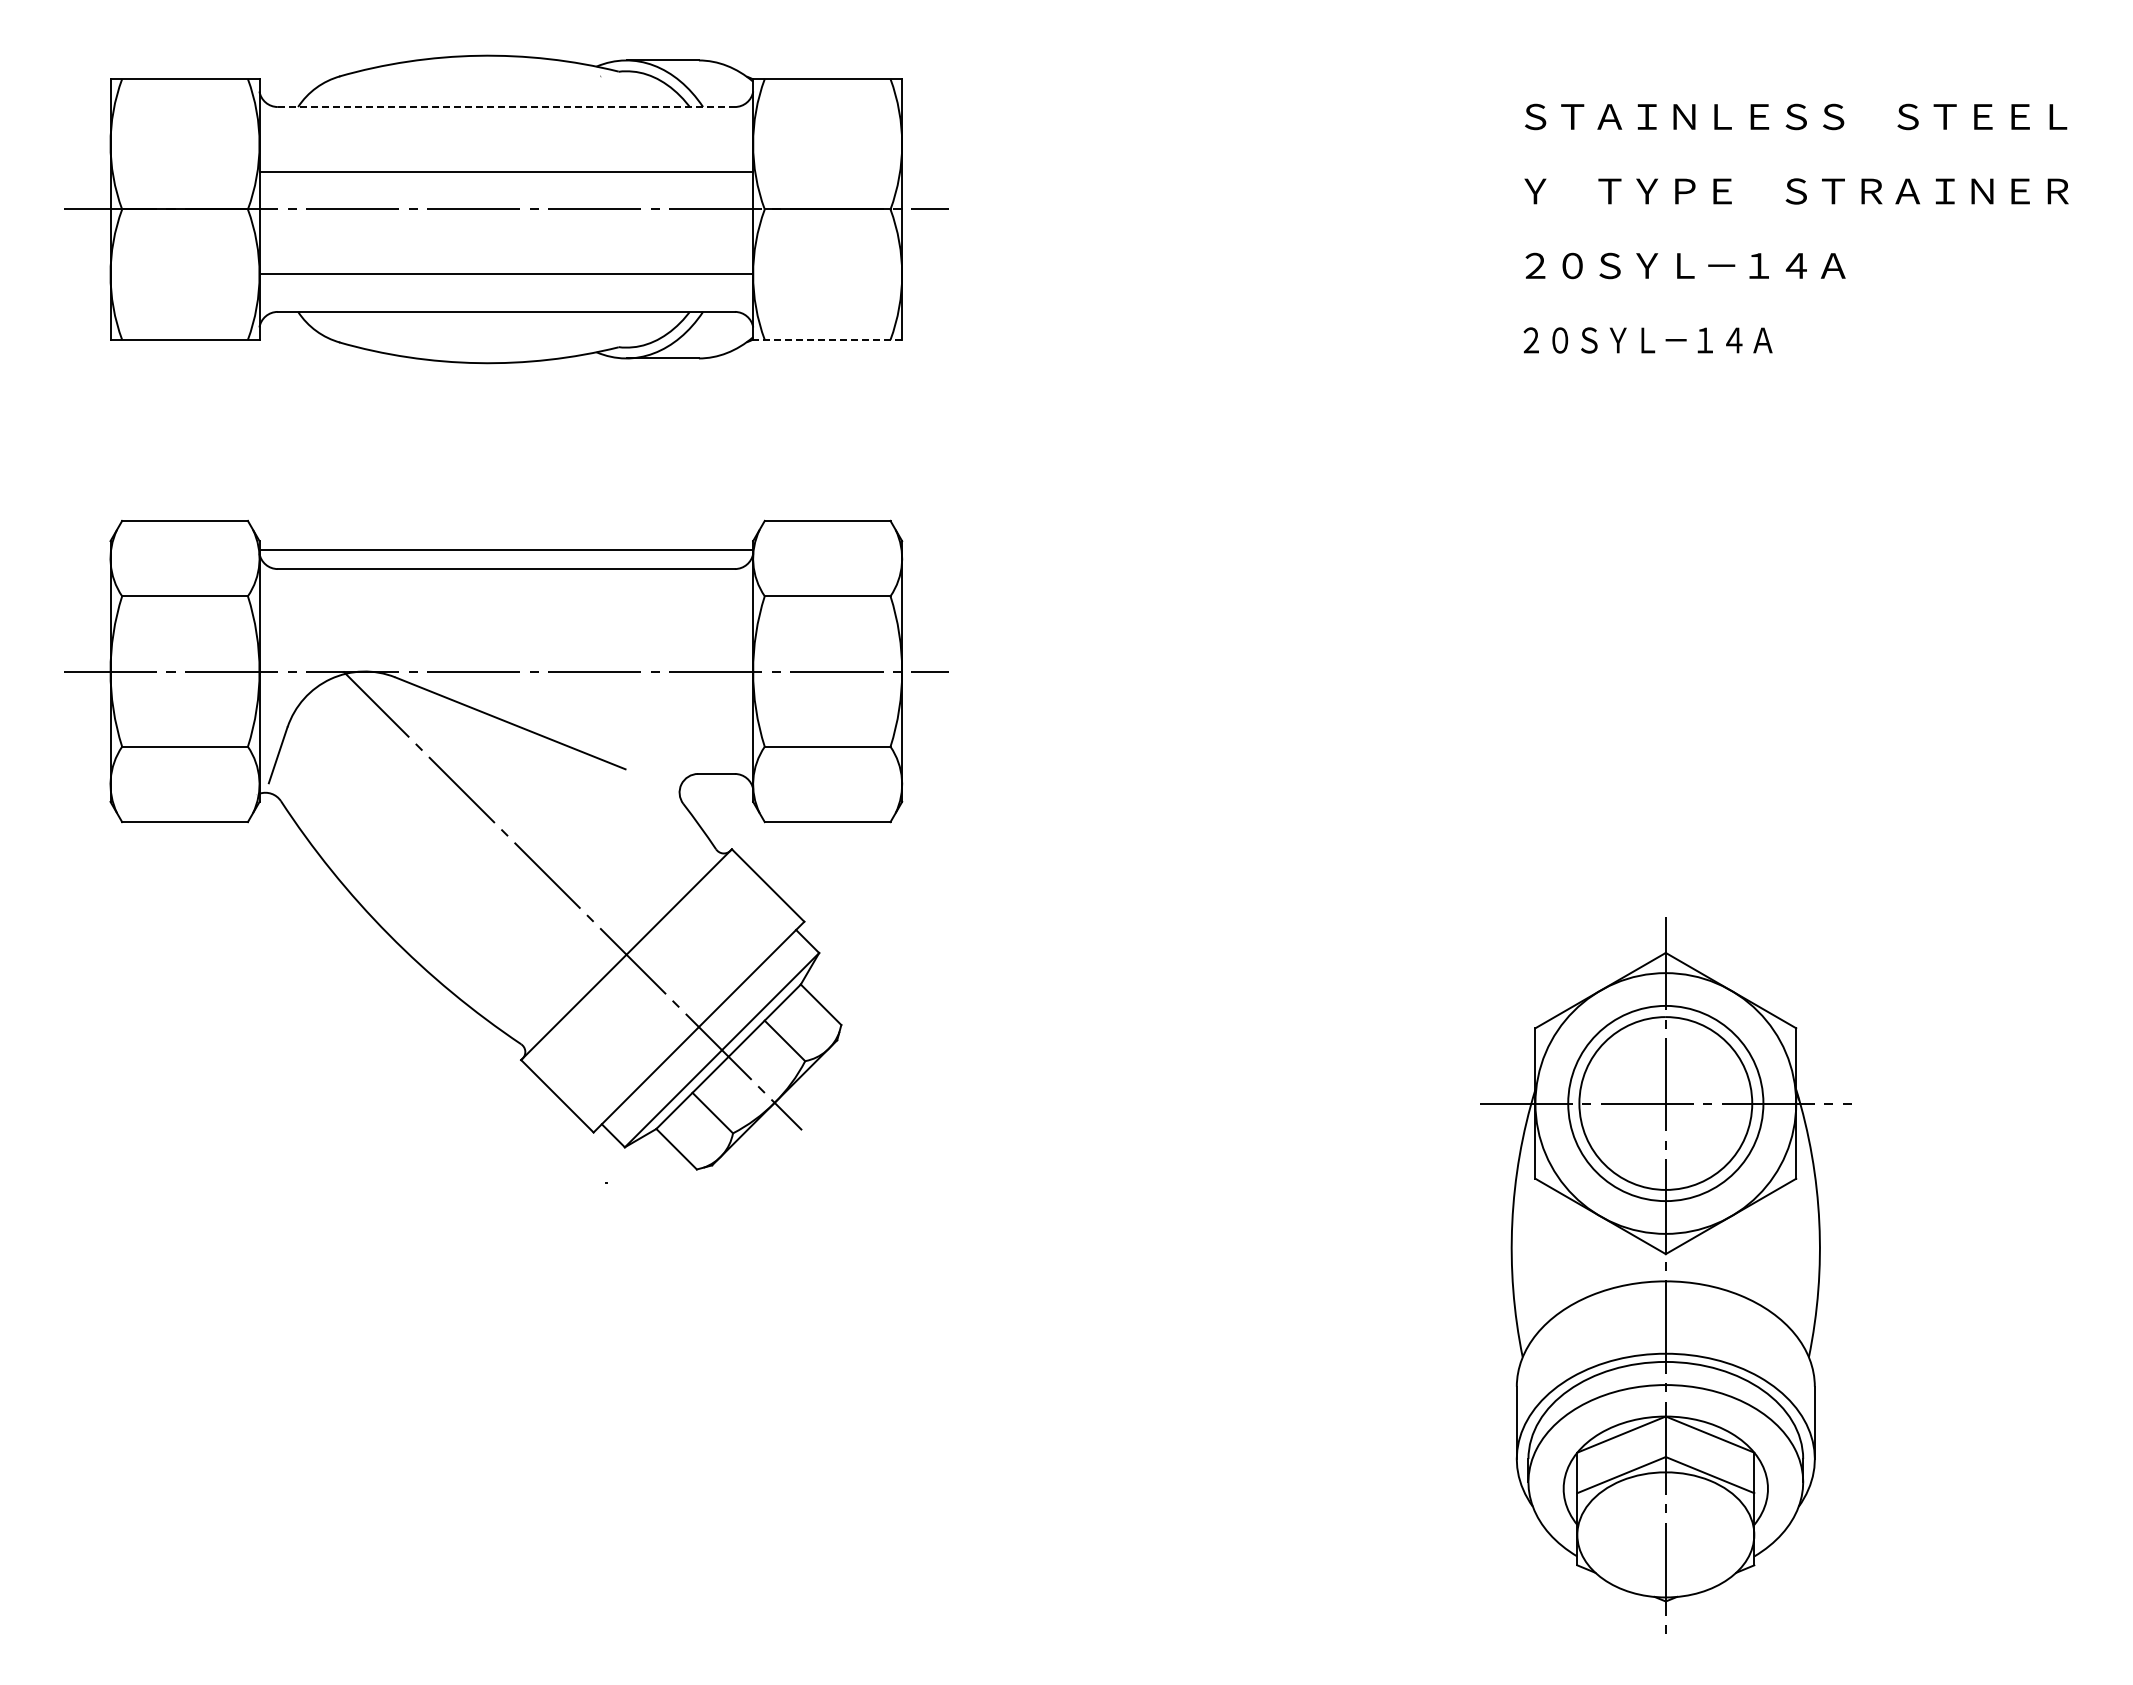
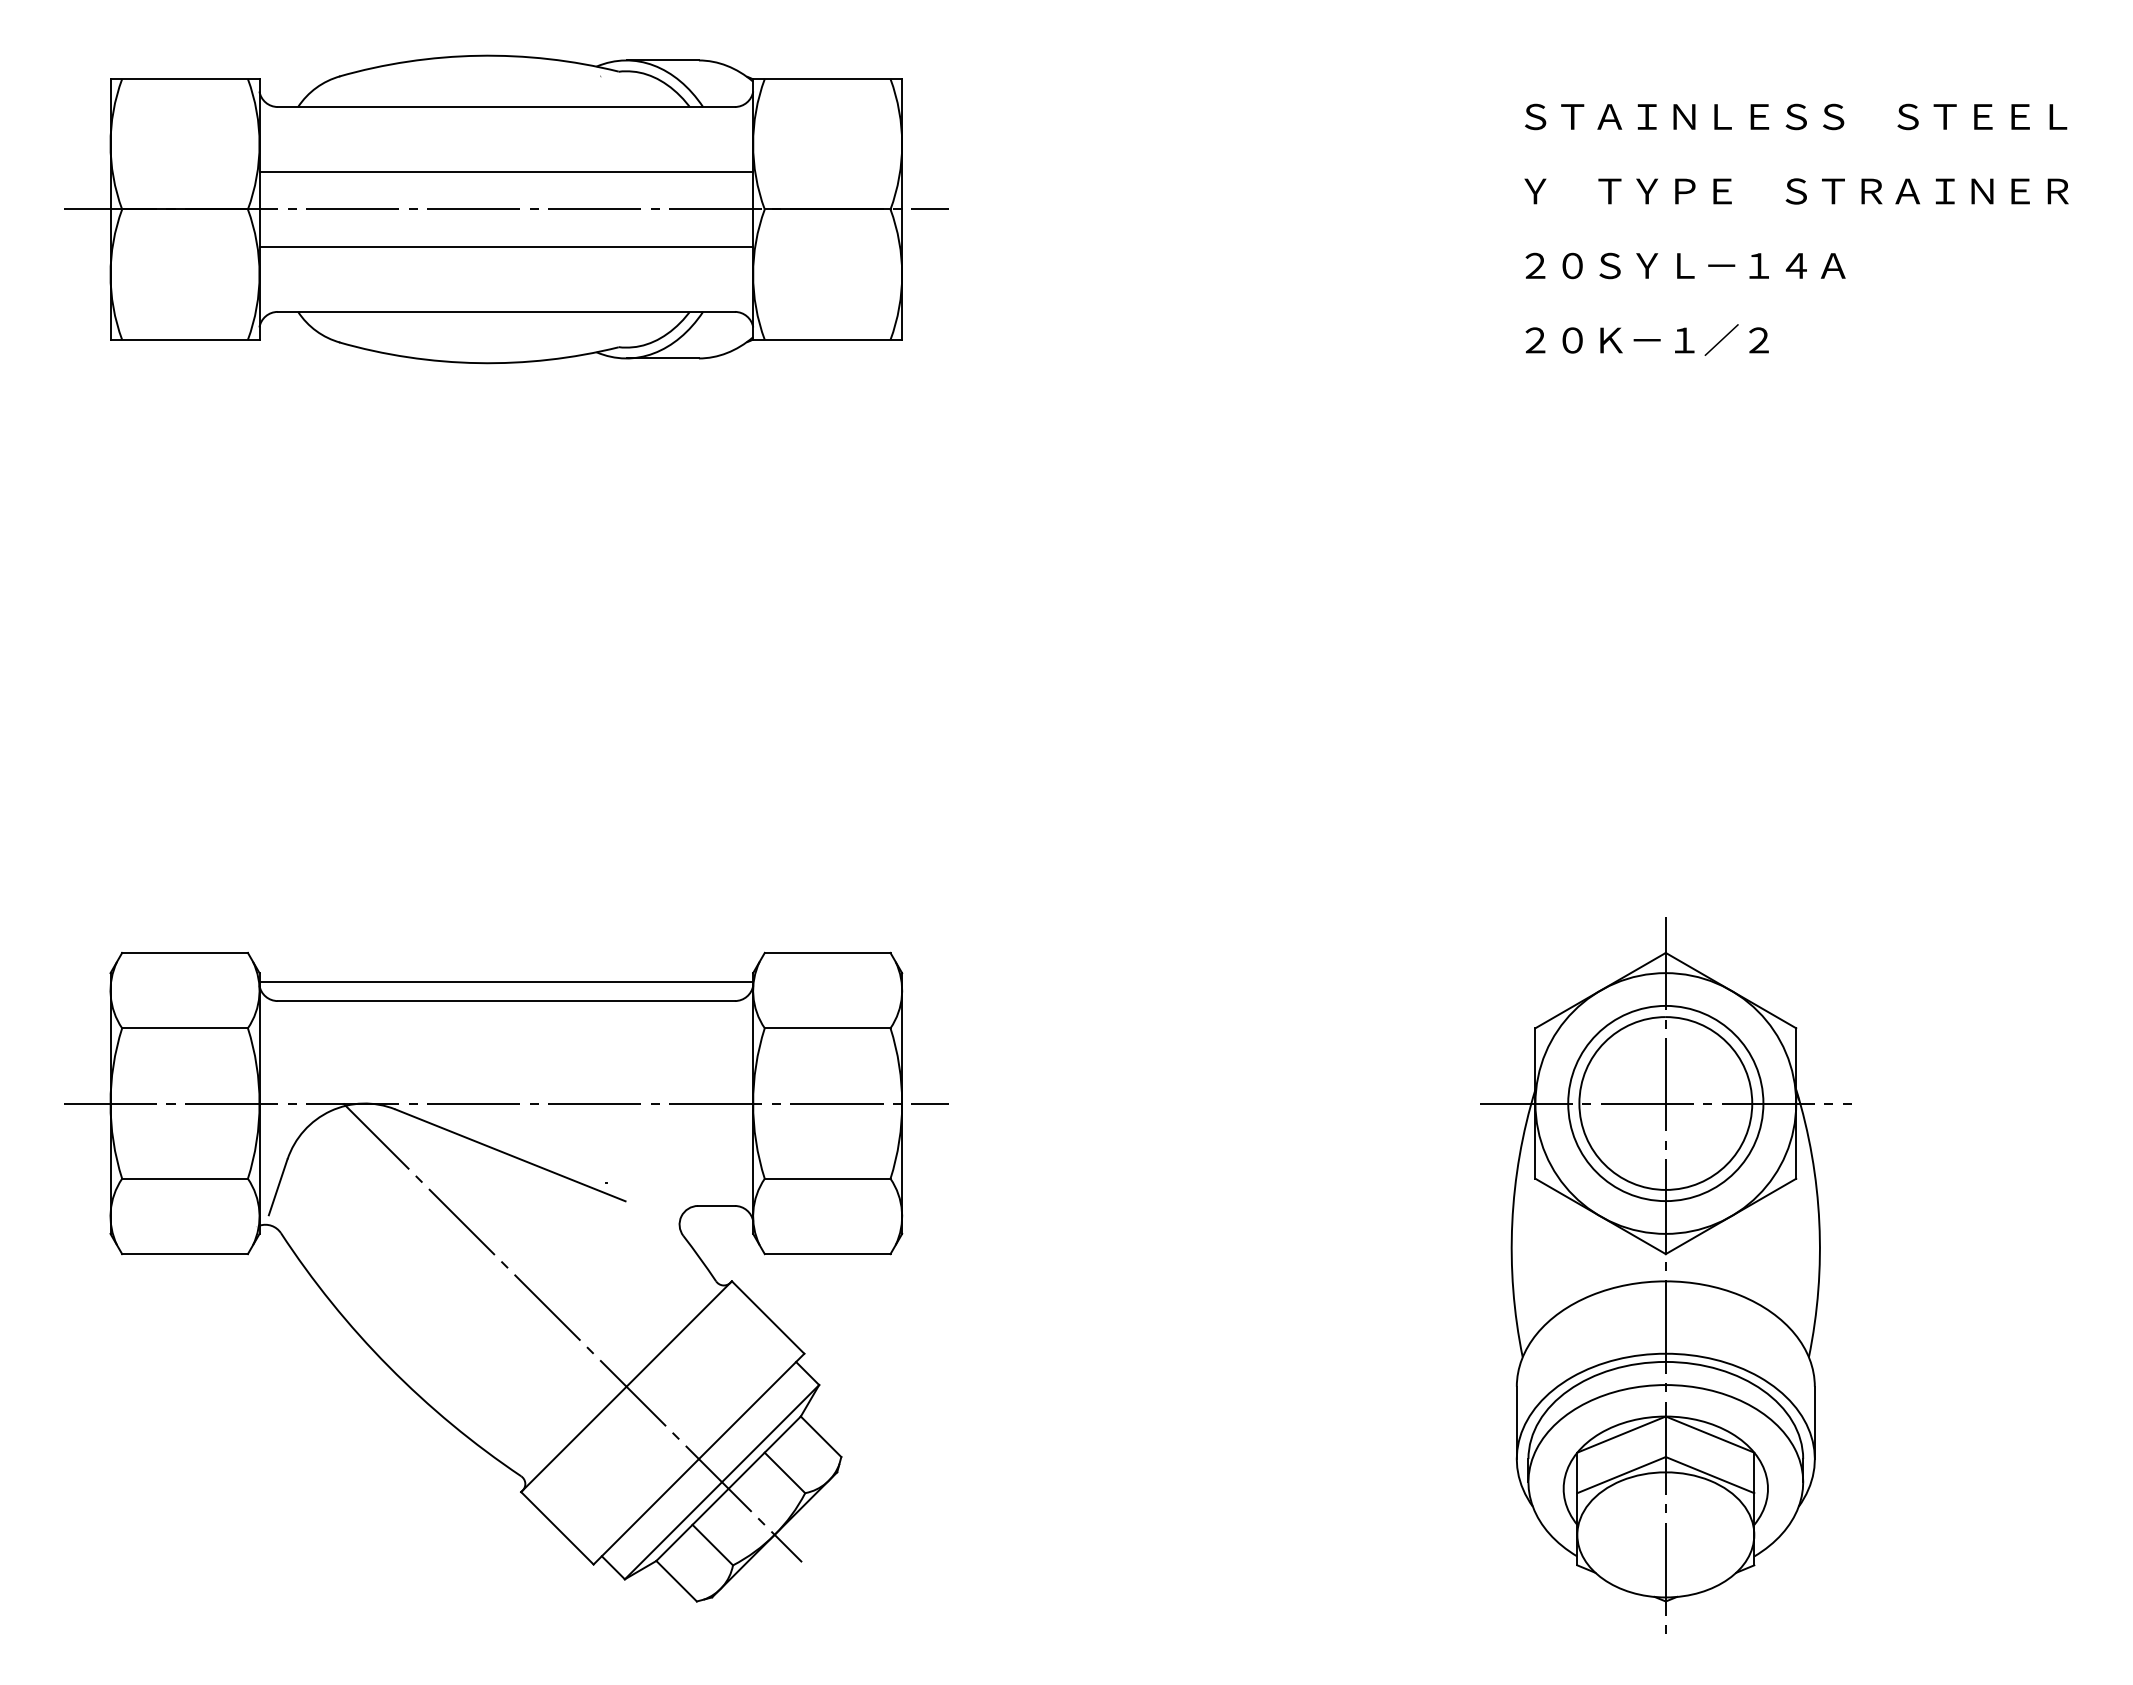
line: dashed -> solid (507, 107)
line position: (506, 273) -> (506, 246) (506, 246)
line: dashed -> solid (827, 339)
text: ２０ＳＹＬ－１４Ａ -> ２０Ｋ－１／２ (1647, 339)
part position: (506, 844) -> (506, 1276) (506, 1276)
